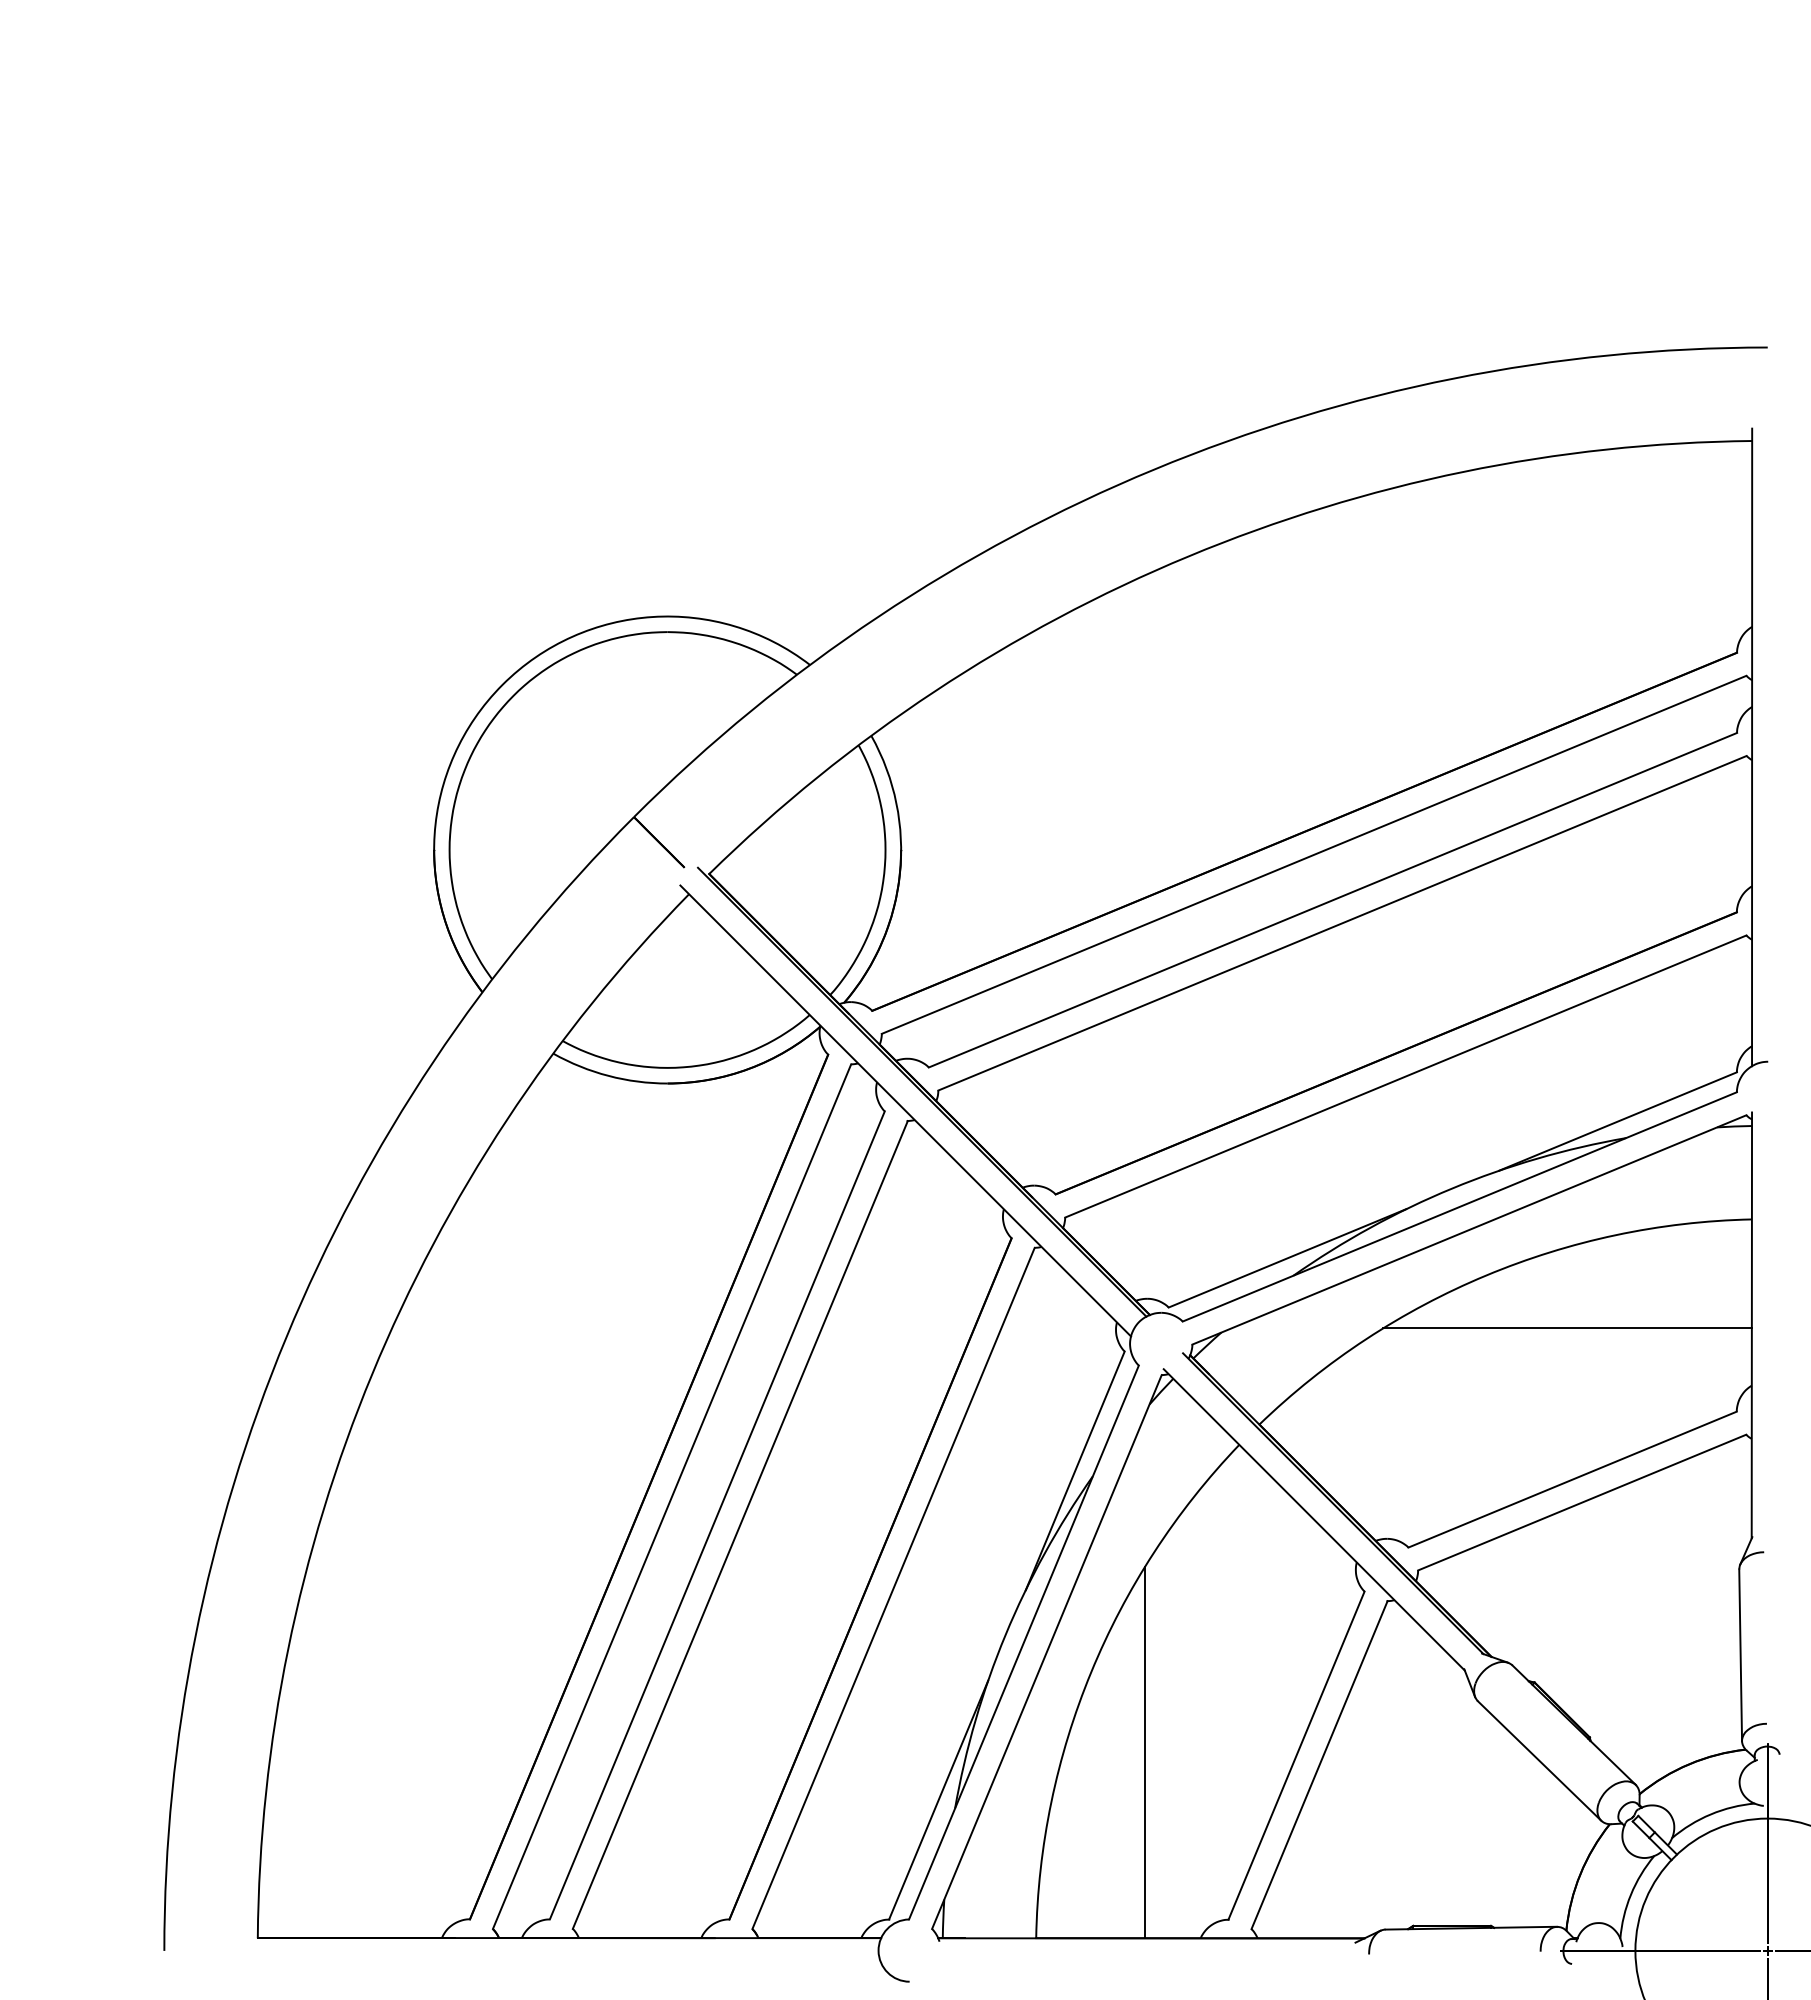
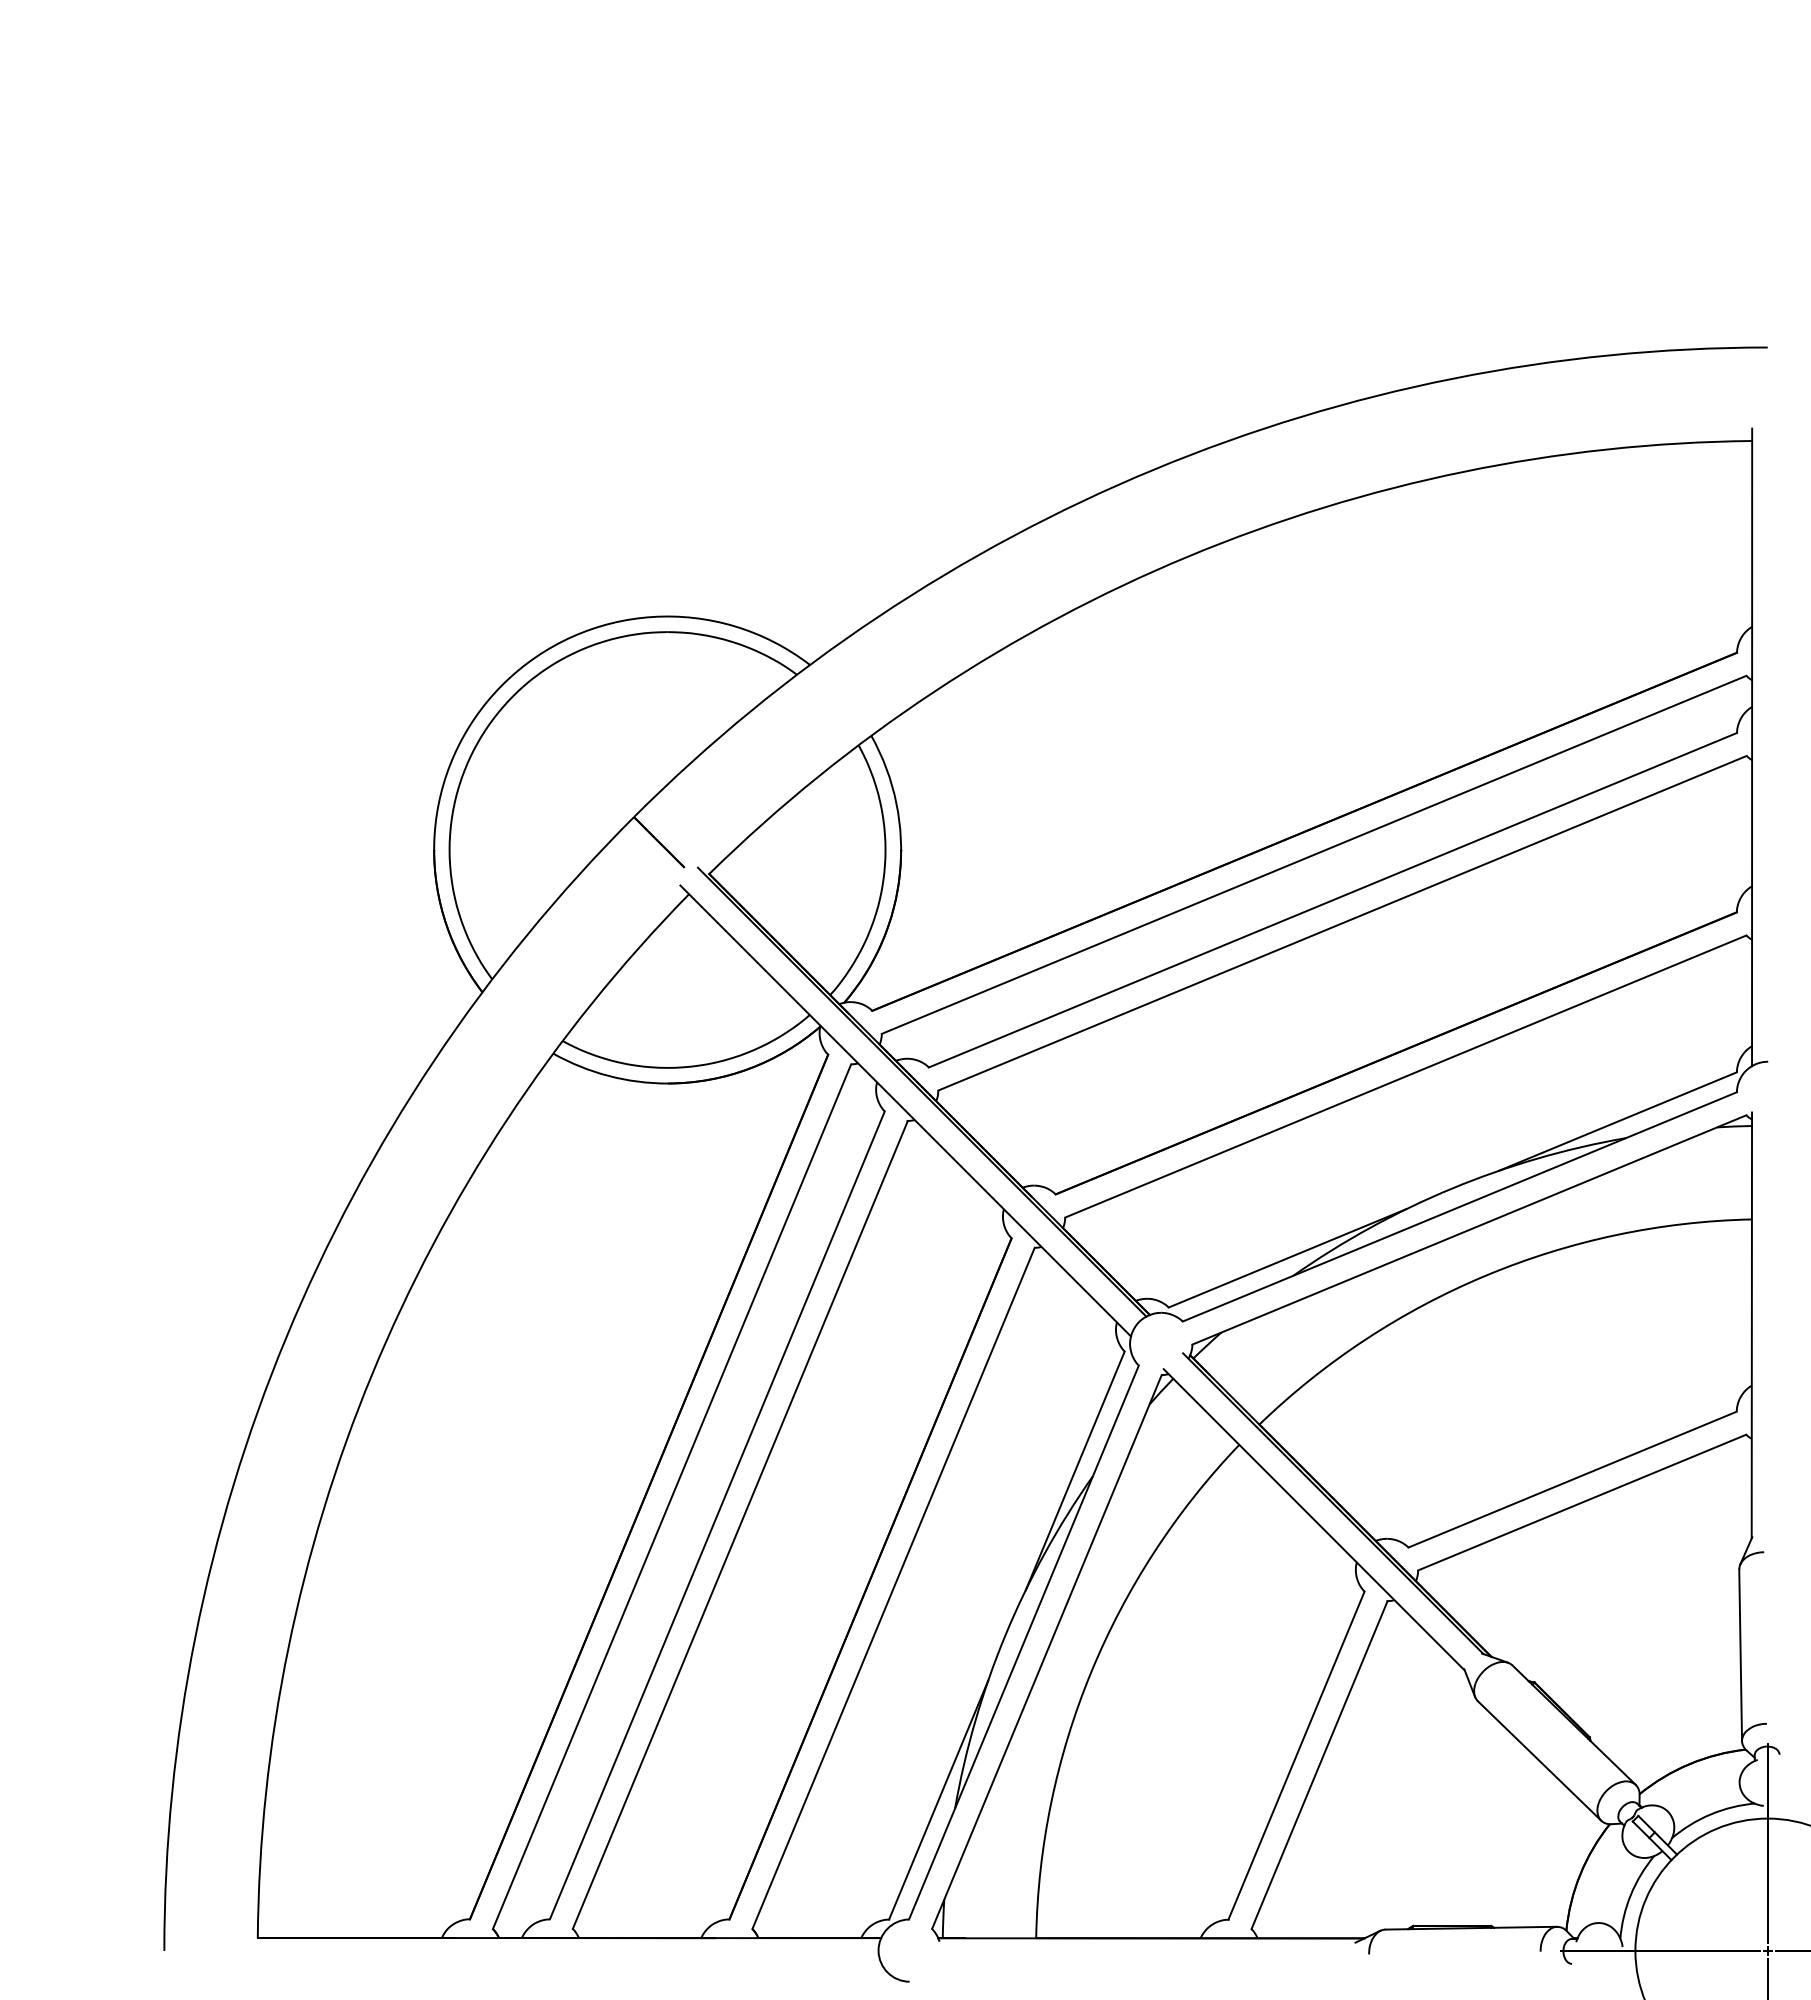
line: present -> none (1567, 1328)
line: present -> none (1145, 1752)
